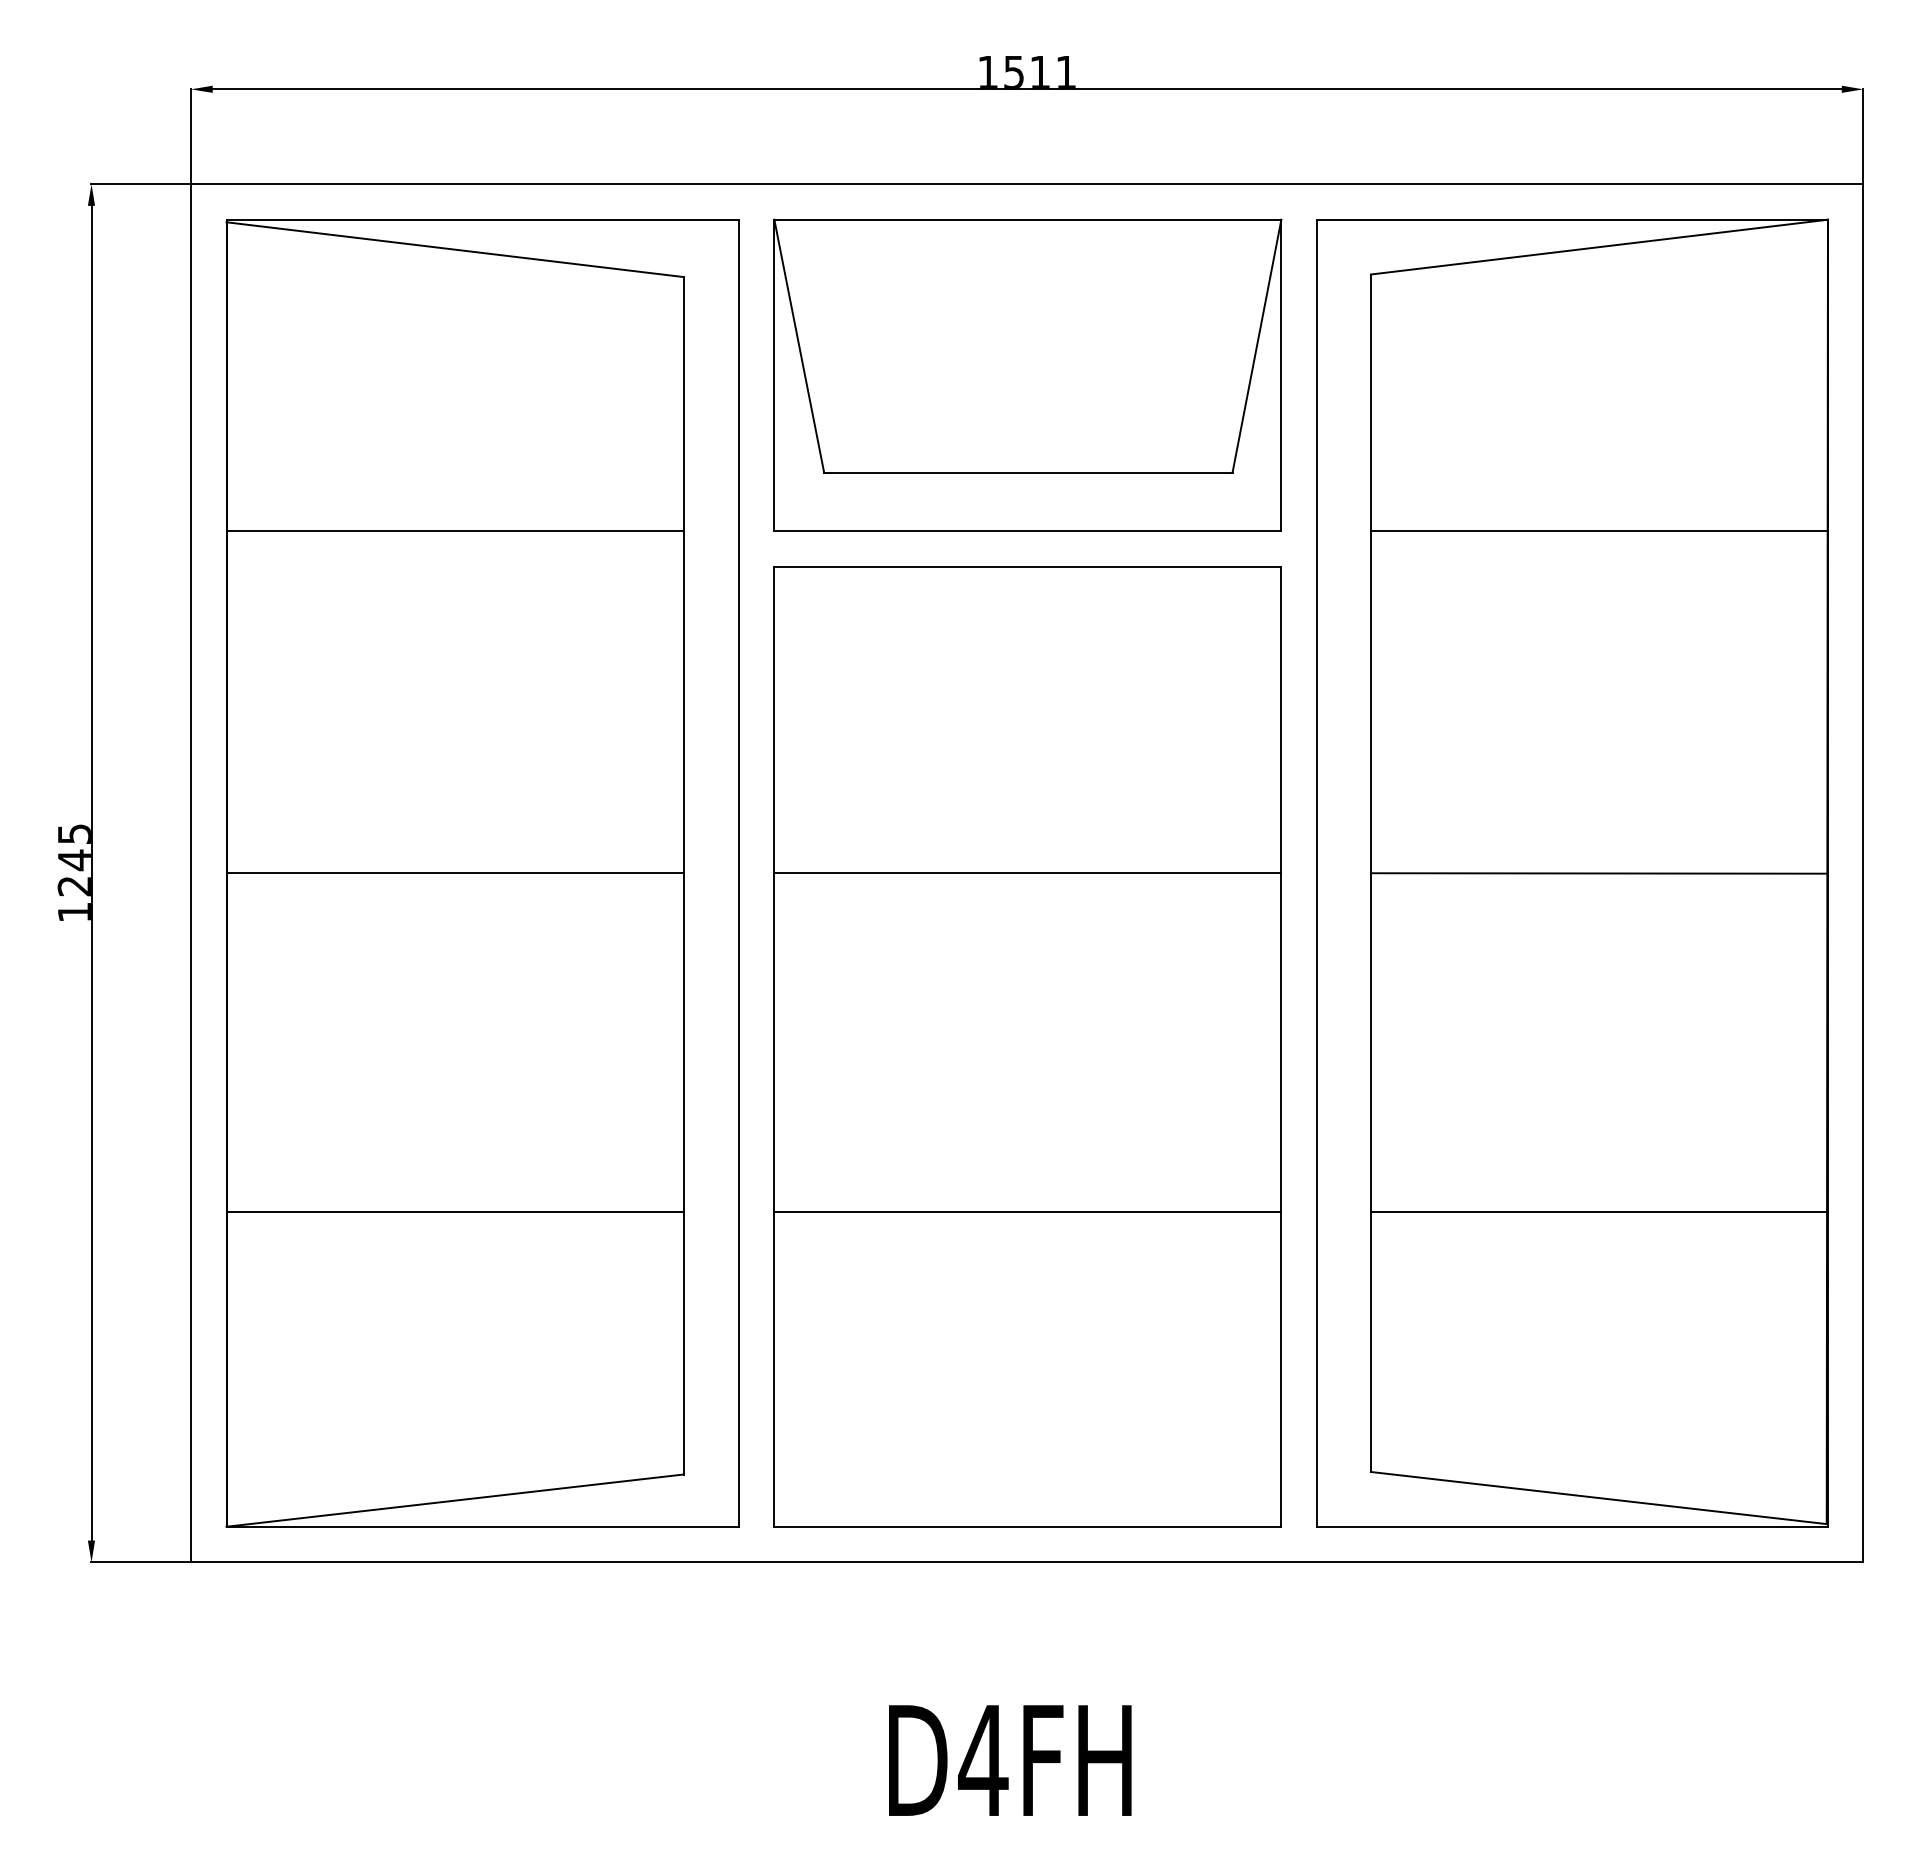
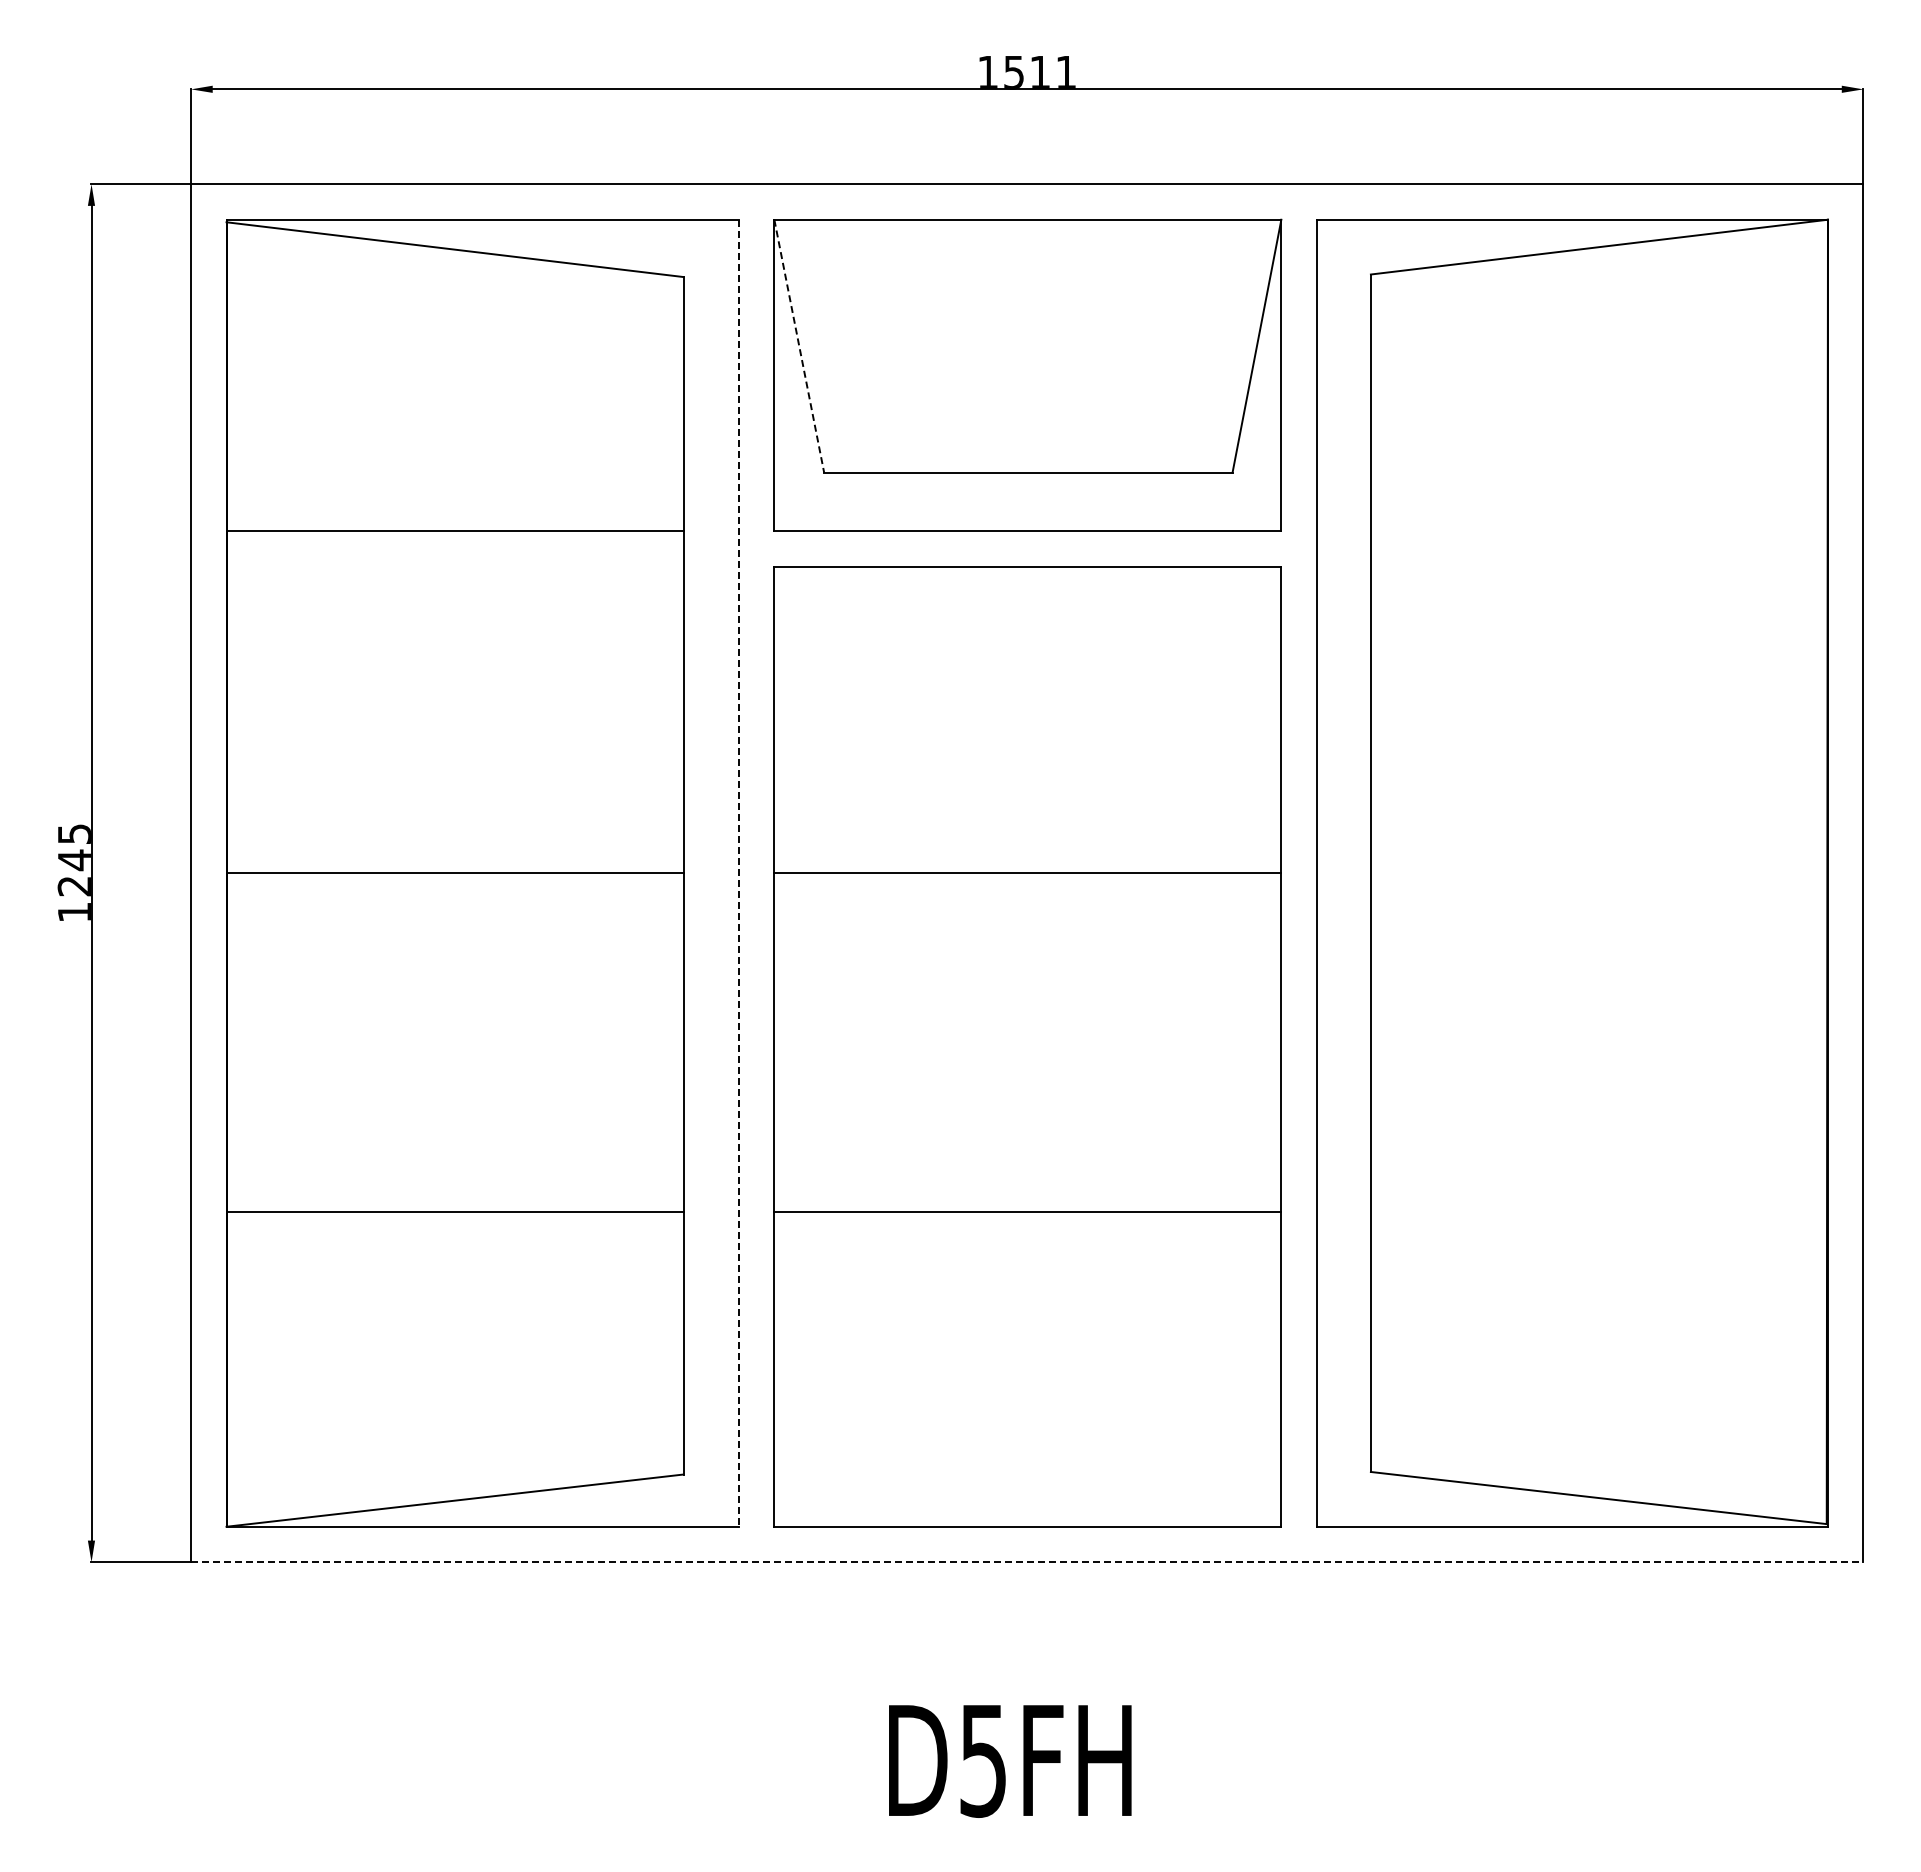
line: solid -> dashed (799, 346)
line: present -> none (1598, 531)
line: solid -> dashed (738, 873)
line: present -> none (1598, 873)
line: present -> none (1598, 1212)
line: solid -> dashed (1027, 1562)
text: D4FH -> D5FH (983, 1761)
